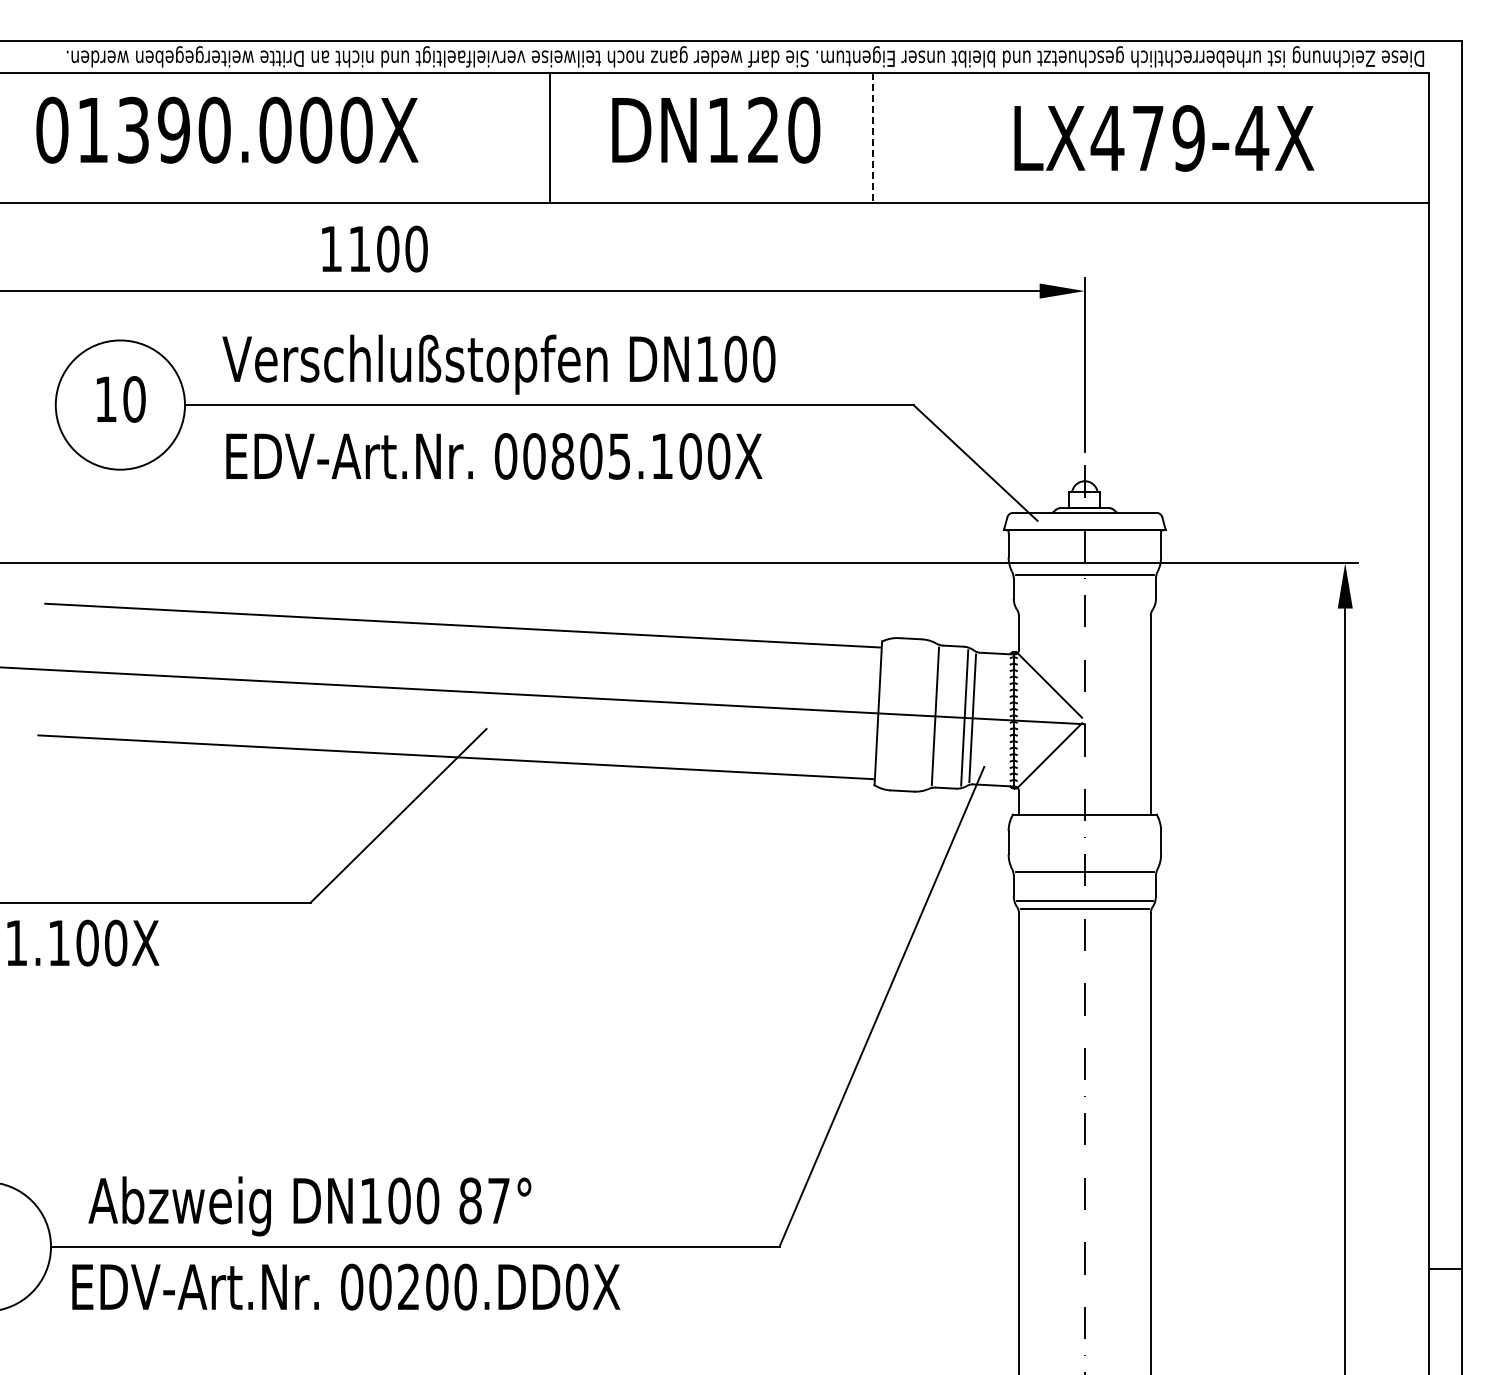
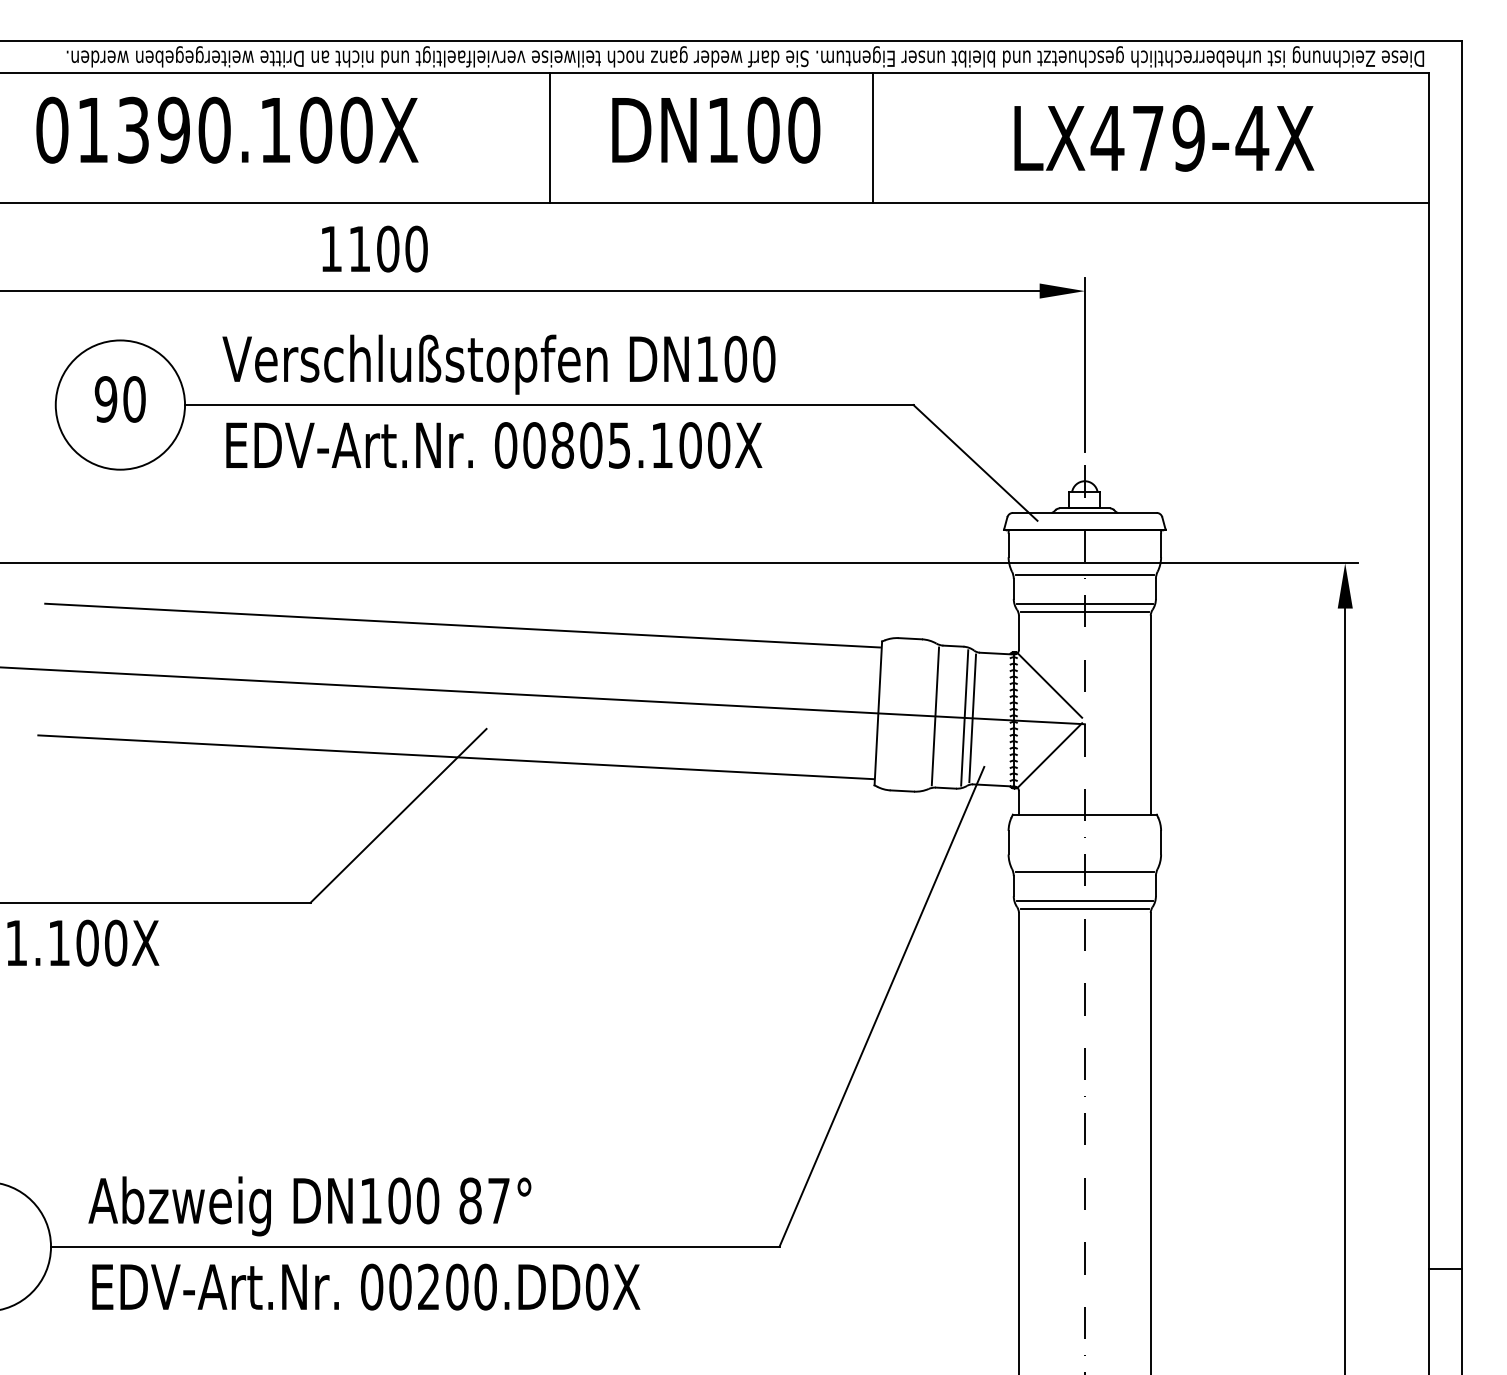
text: 01390.000X -> 01390.100X (275, 129)
text: DN120 -> DN100 (763, 129)
line: dashed -> solid (873, 138)
text: 10 -> 90 (105, 399)
text position: (494, 456) -> (494, 445) (494, 445)
line: none -> present (1084, 603)
line: none -> present (1084, 611)
text position: (346, 1286) -> (366, 1286) (366, 1286)
